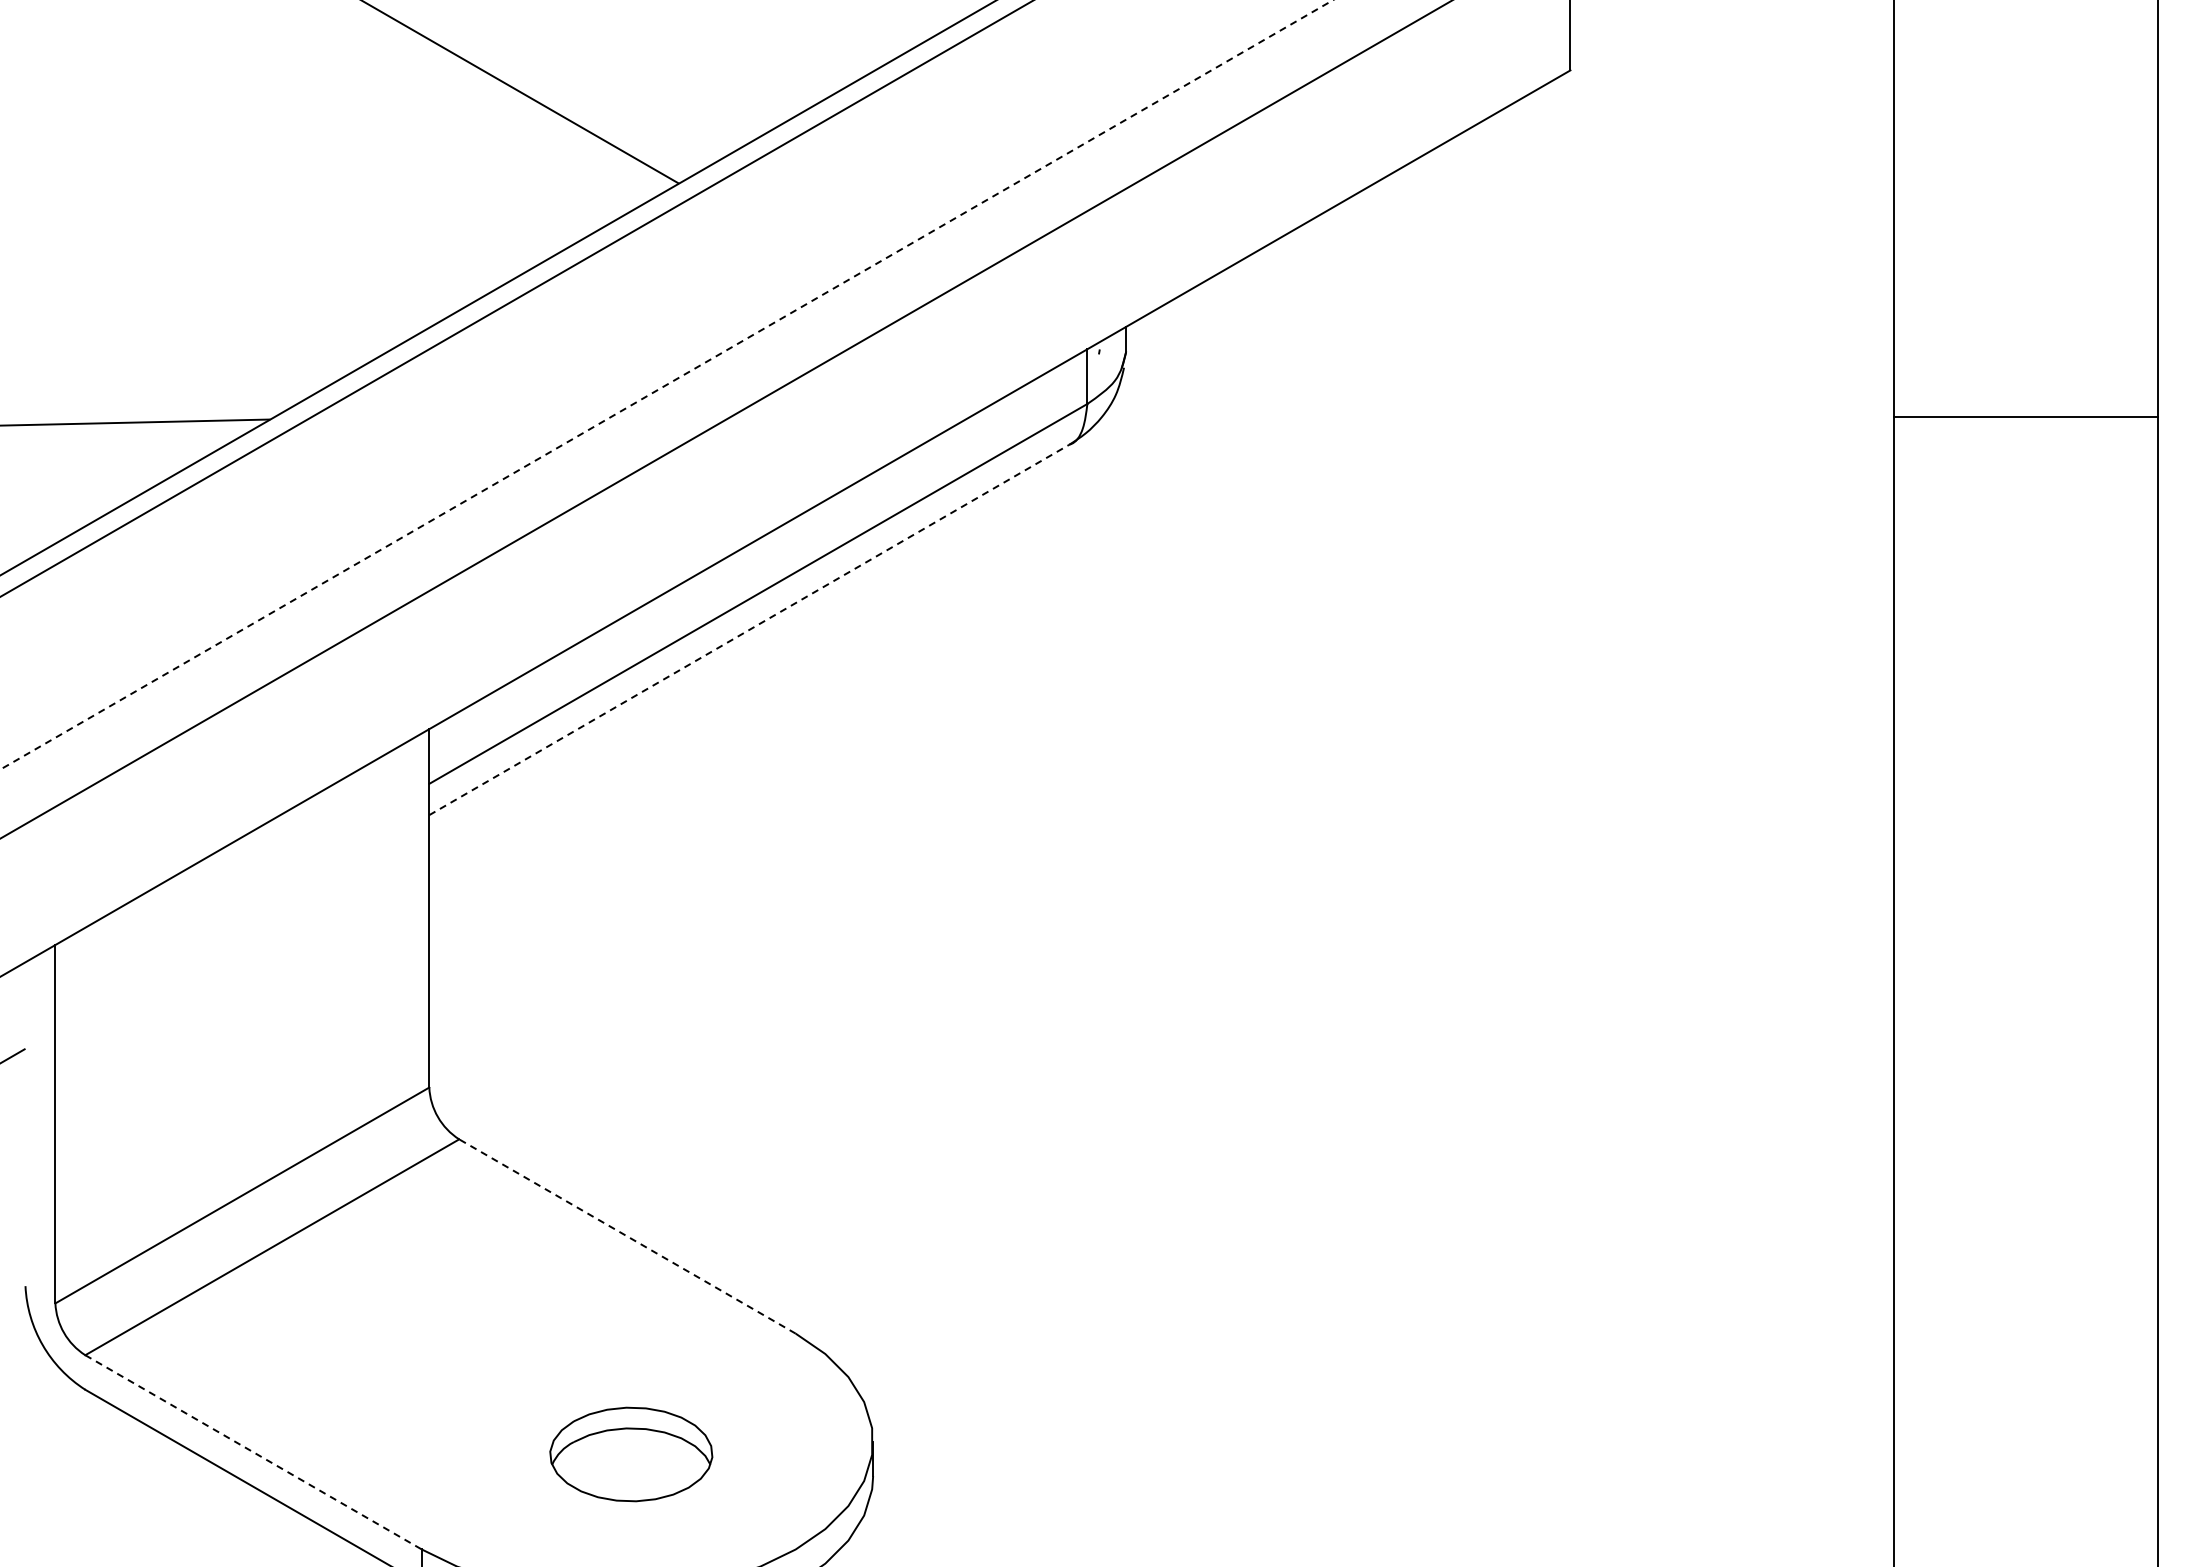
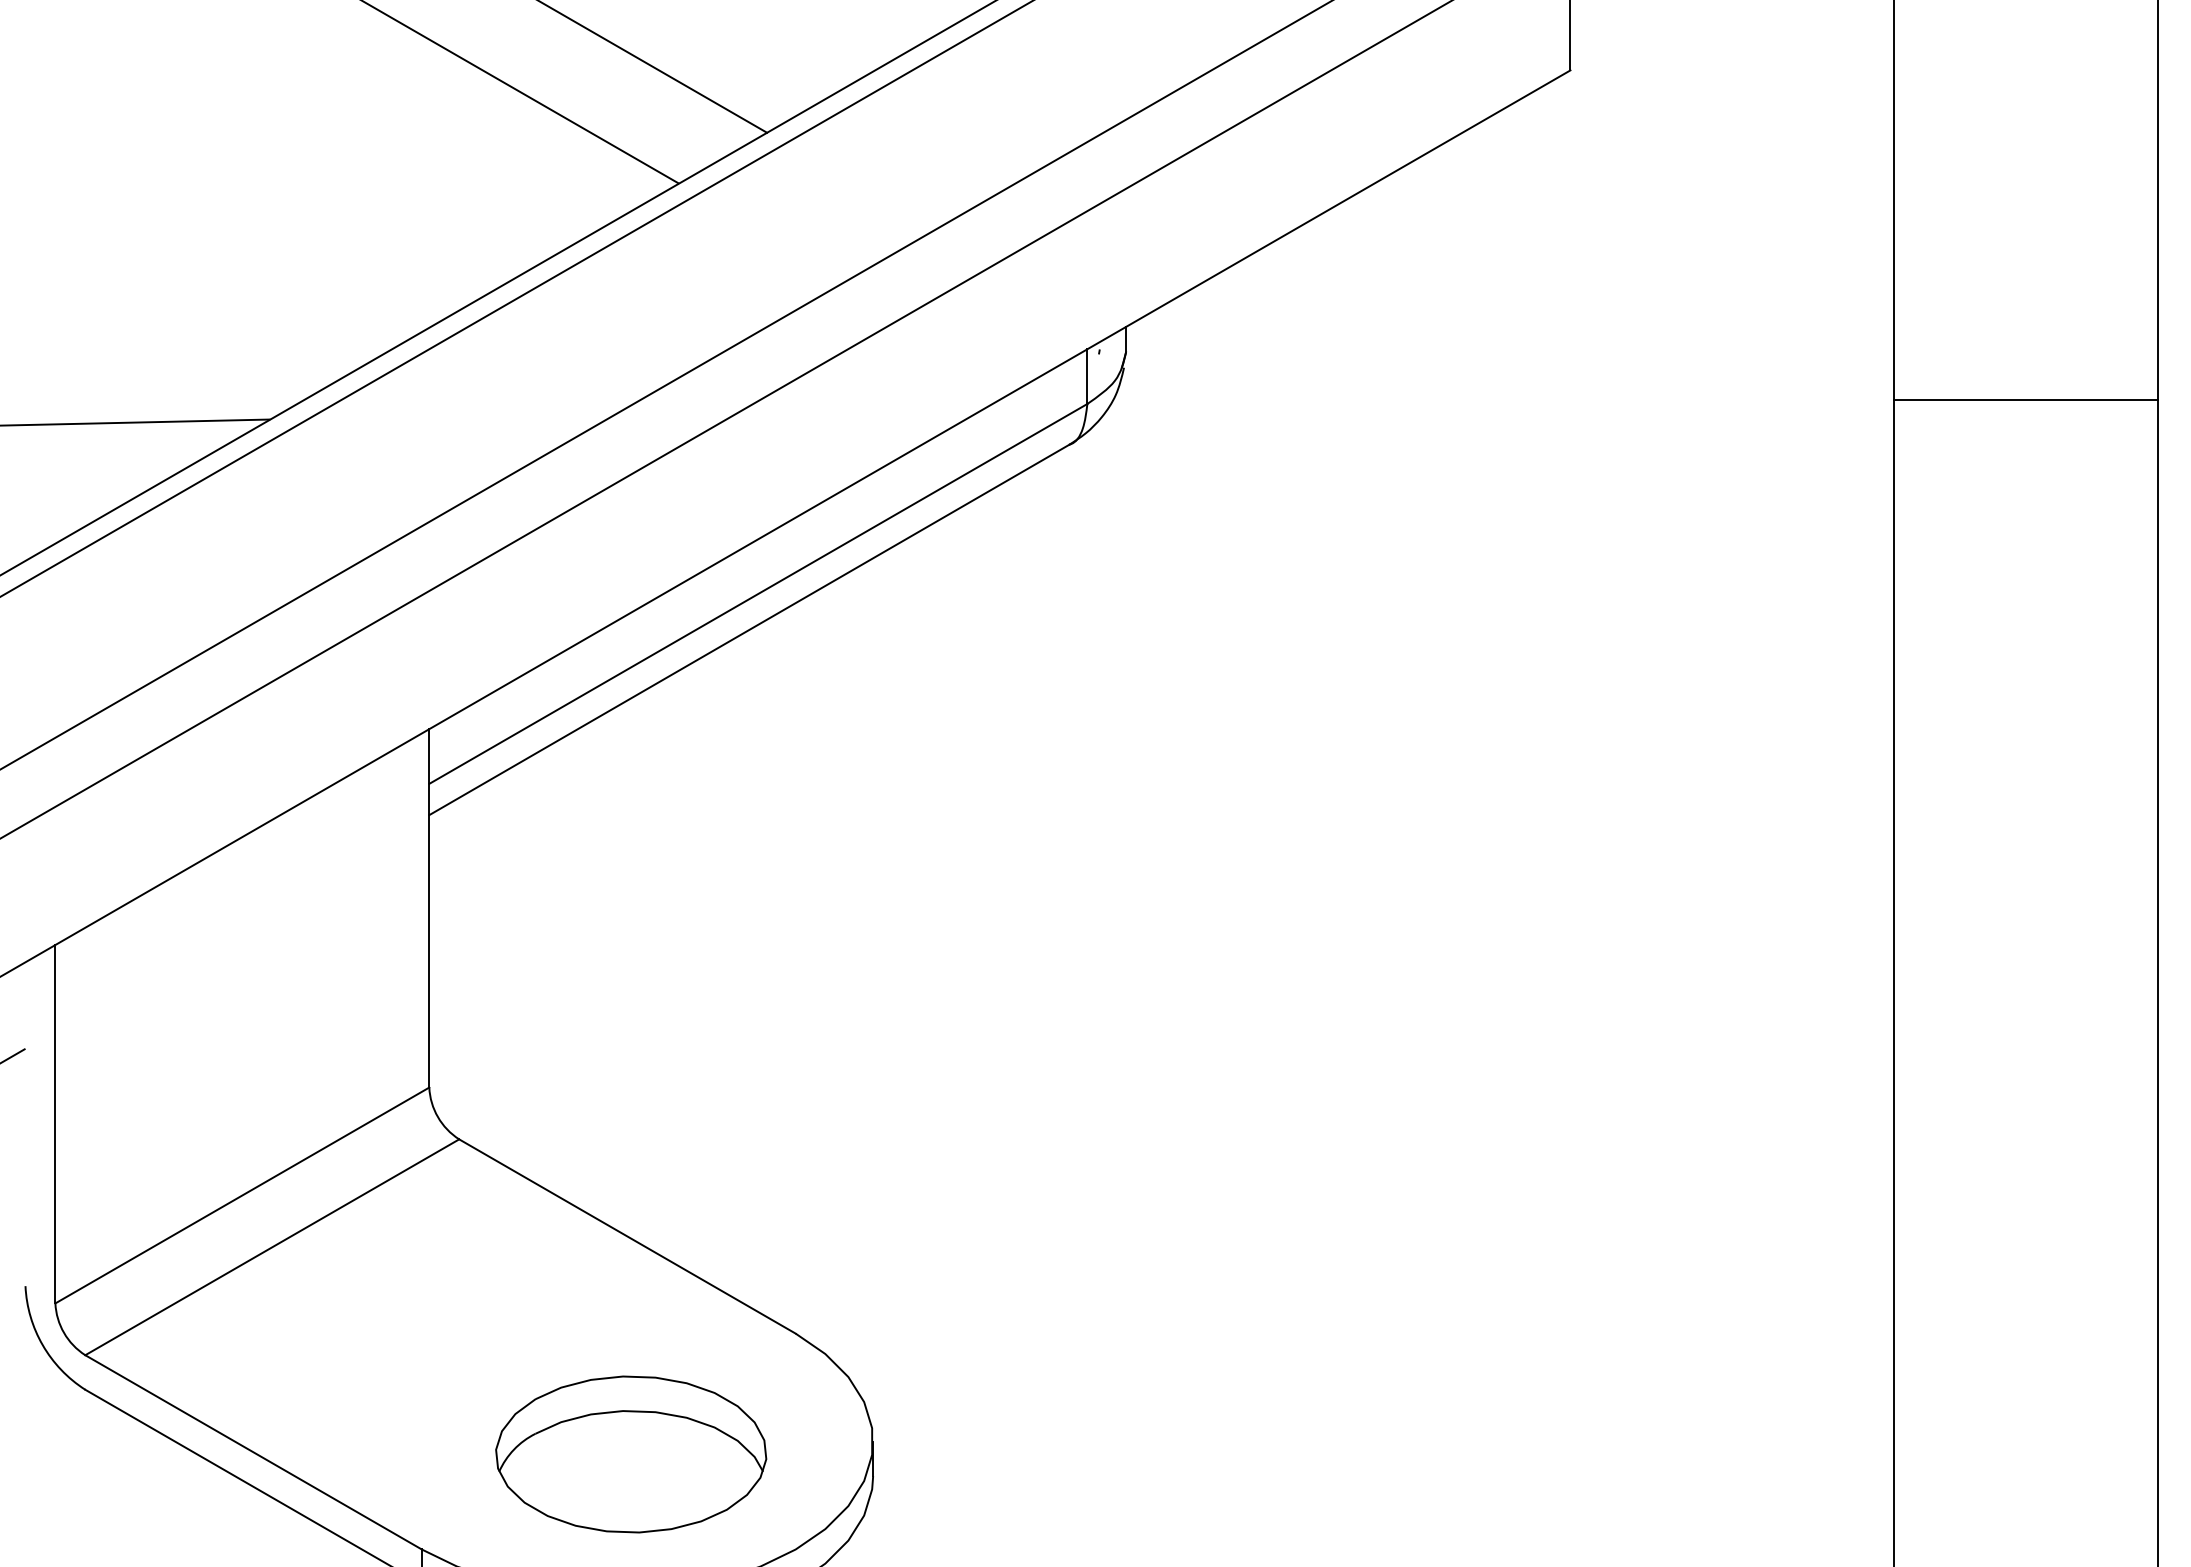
line: none -> present (654, 67)
line: dashed -> solid (667, 384)
line position: (2025, 416) -> (2025, 399) (2025, 399)
line: dashed -> solid (749, 630)
line: dashed -> solid (627, 1236)
line: dashed -> solid (254, 1452)
part size: 165x97 px -> 273x159 px (631, 1454)
